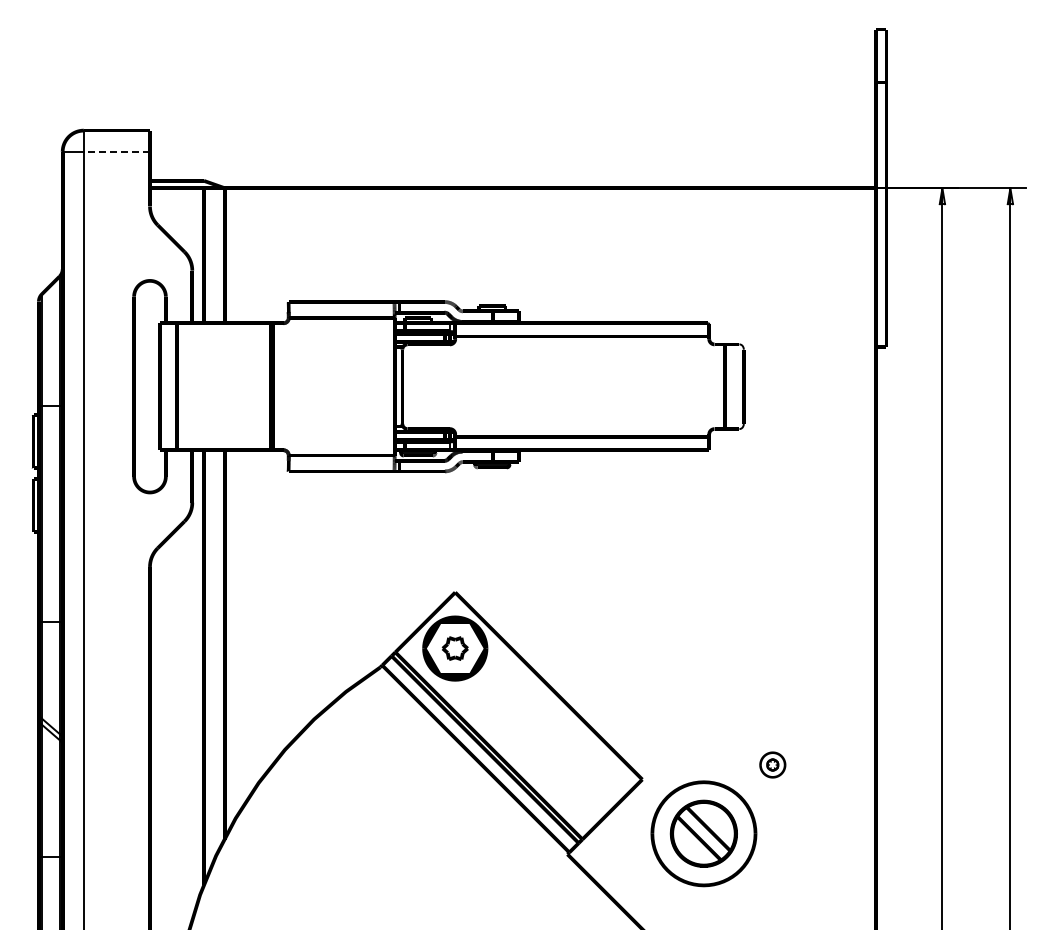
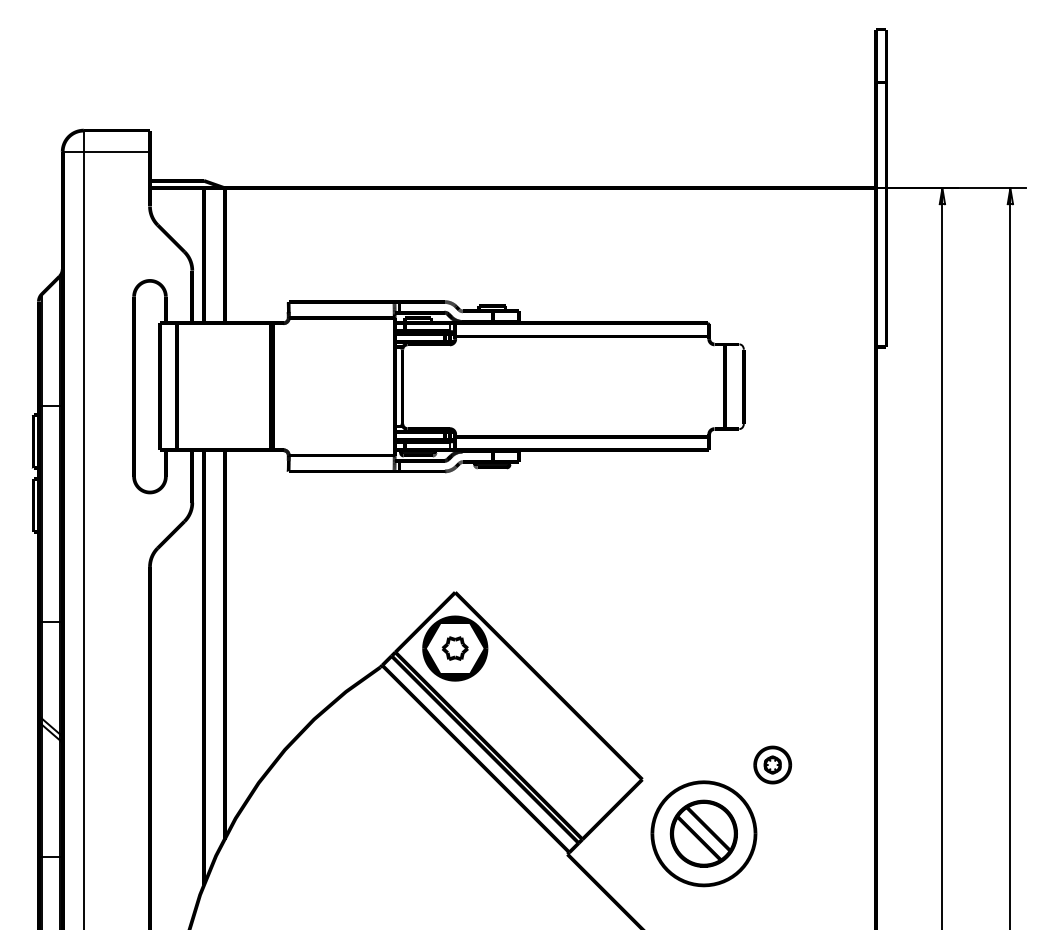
line: dashed -> solid (116, 151)
part size: 28x28 px -> 40x40 px (772, 764)
